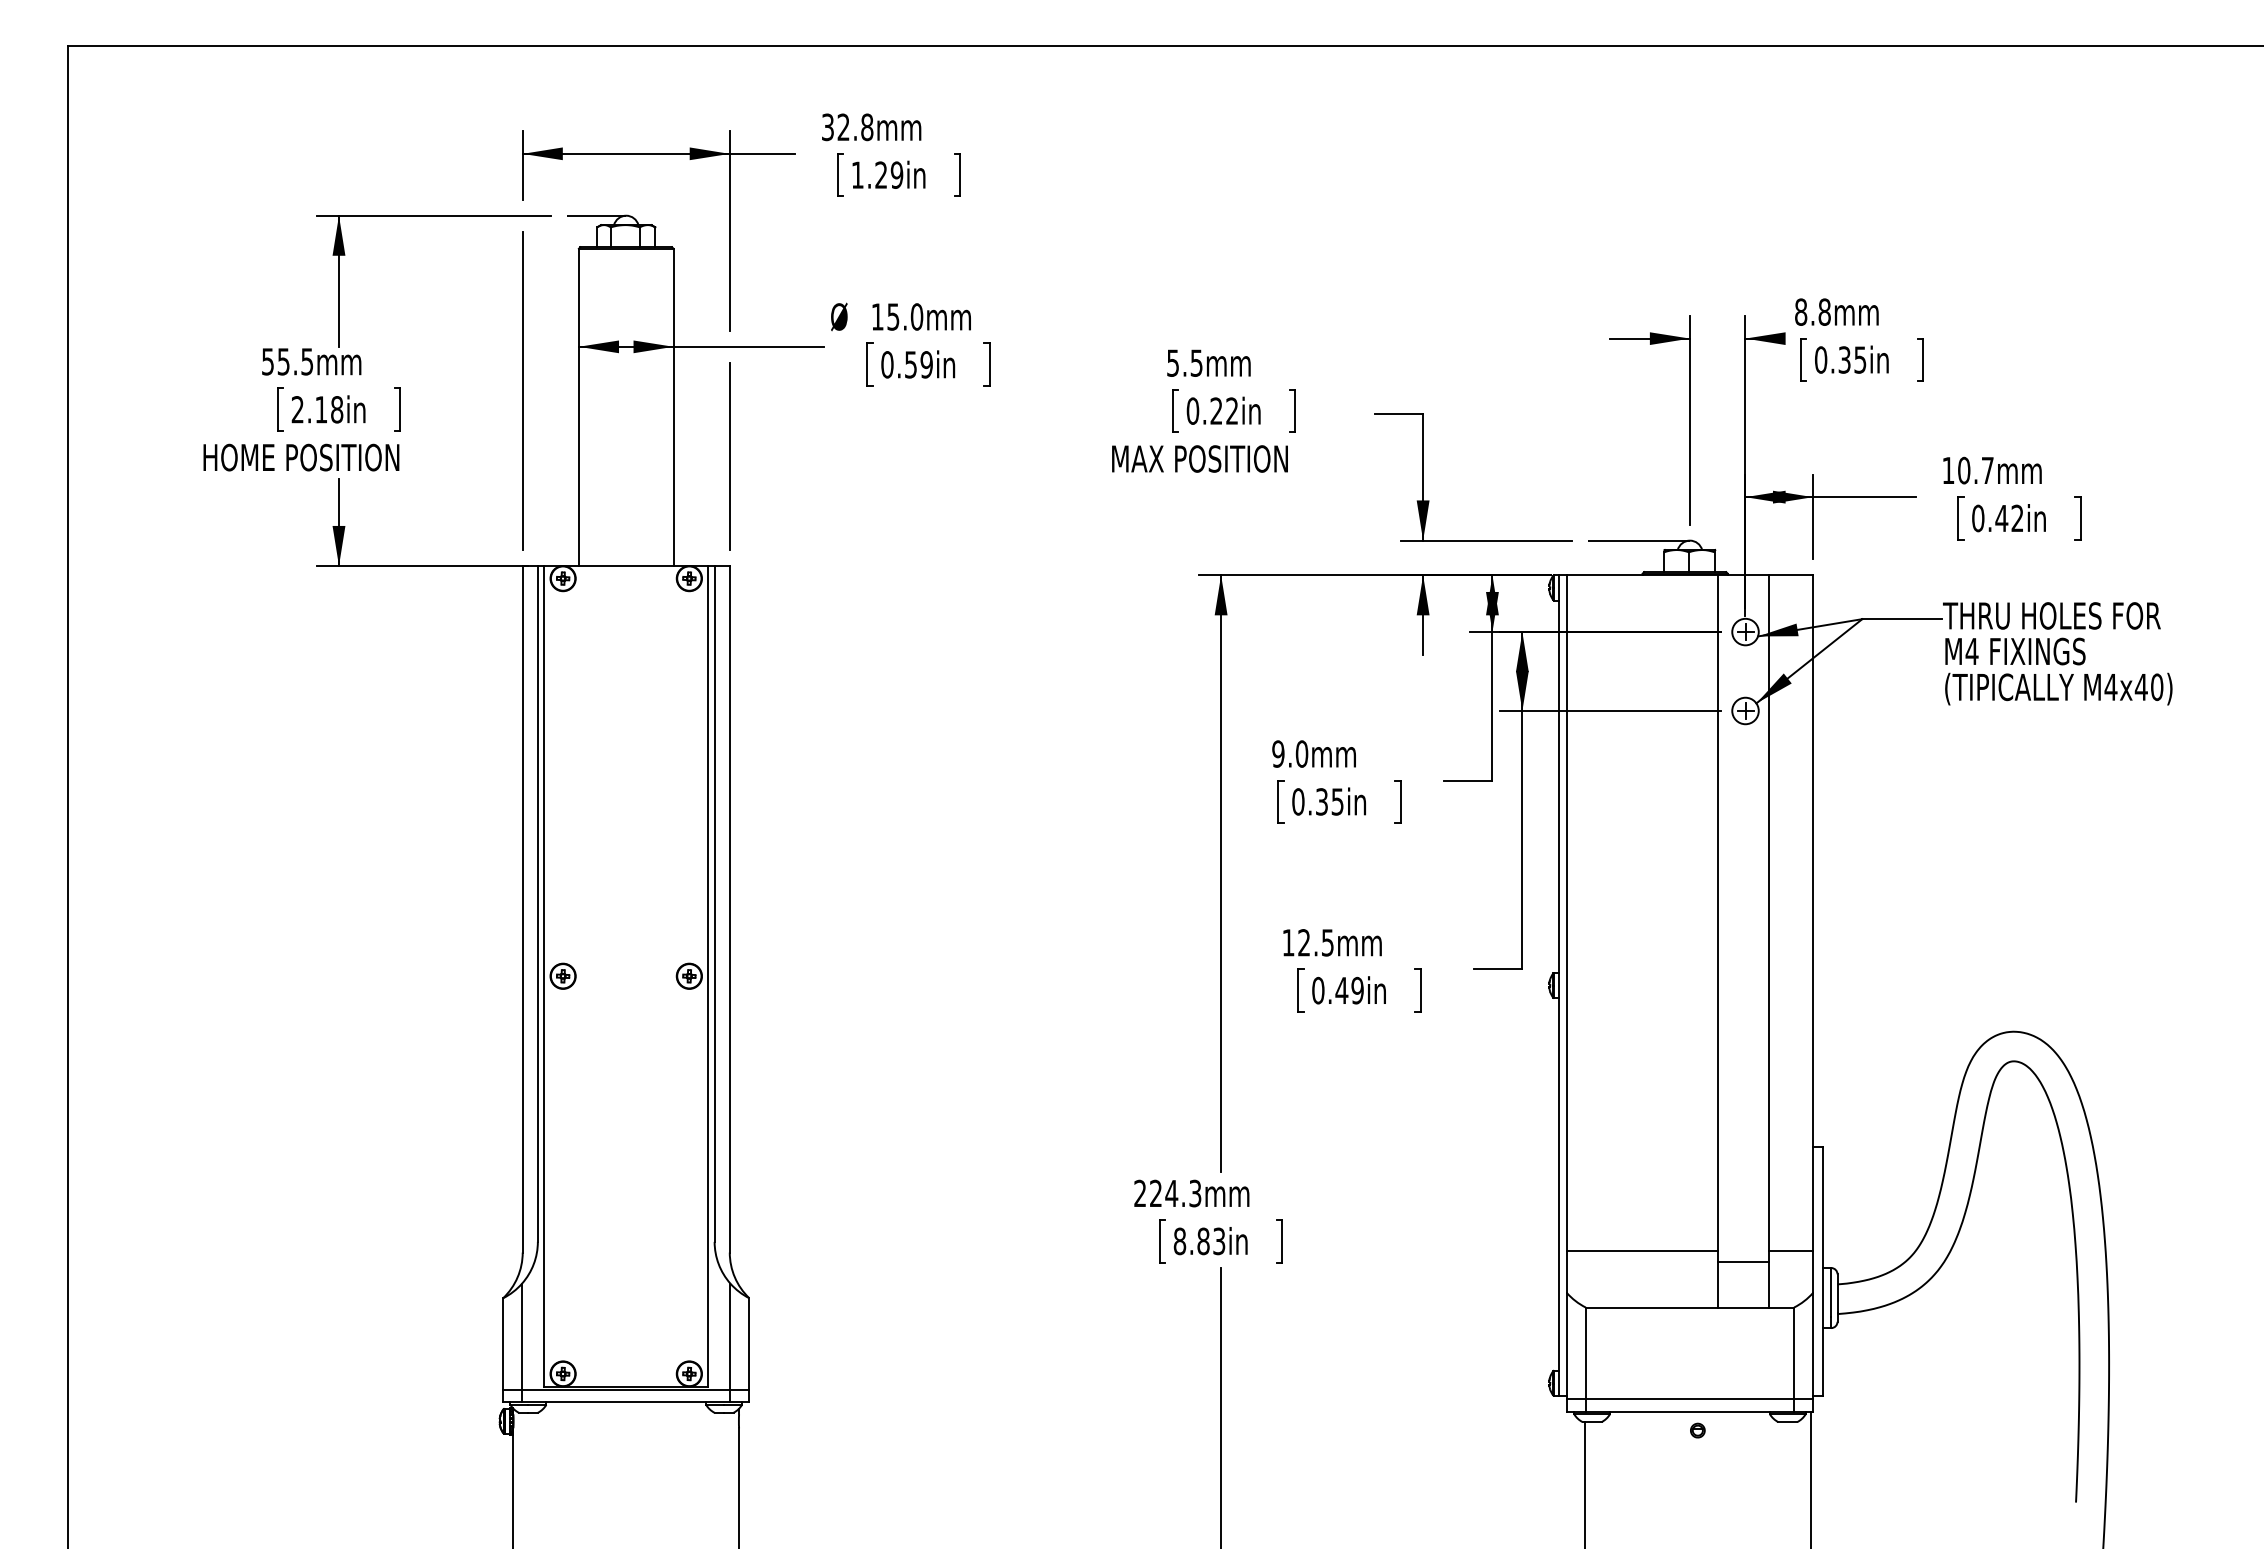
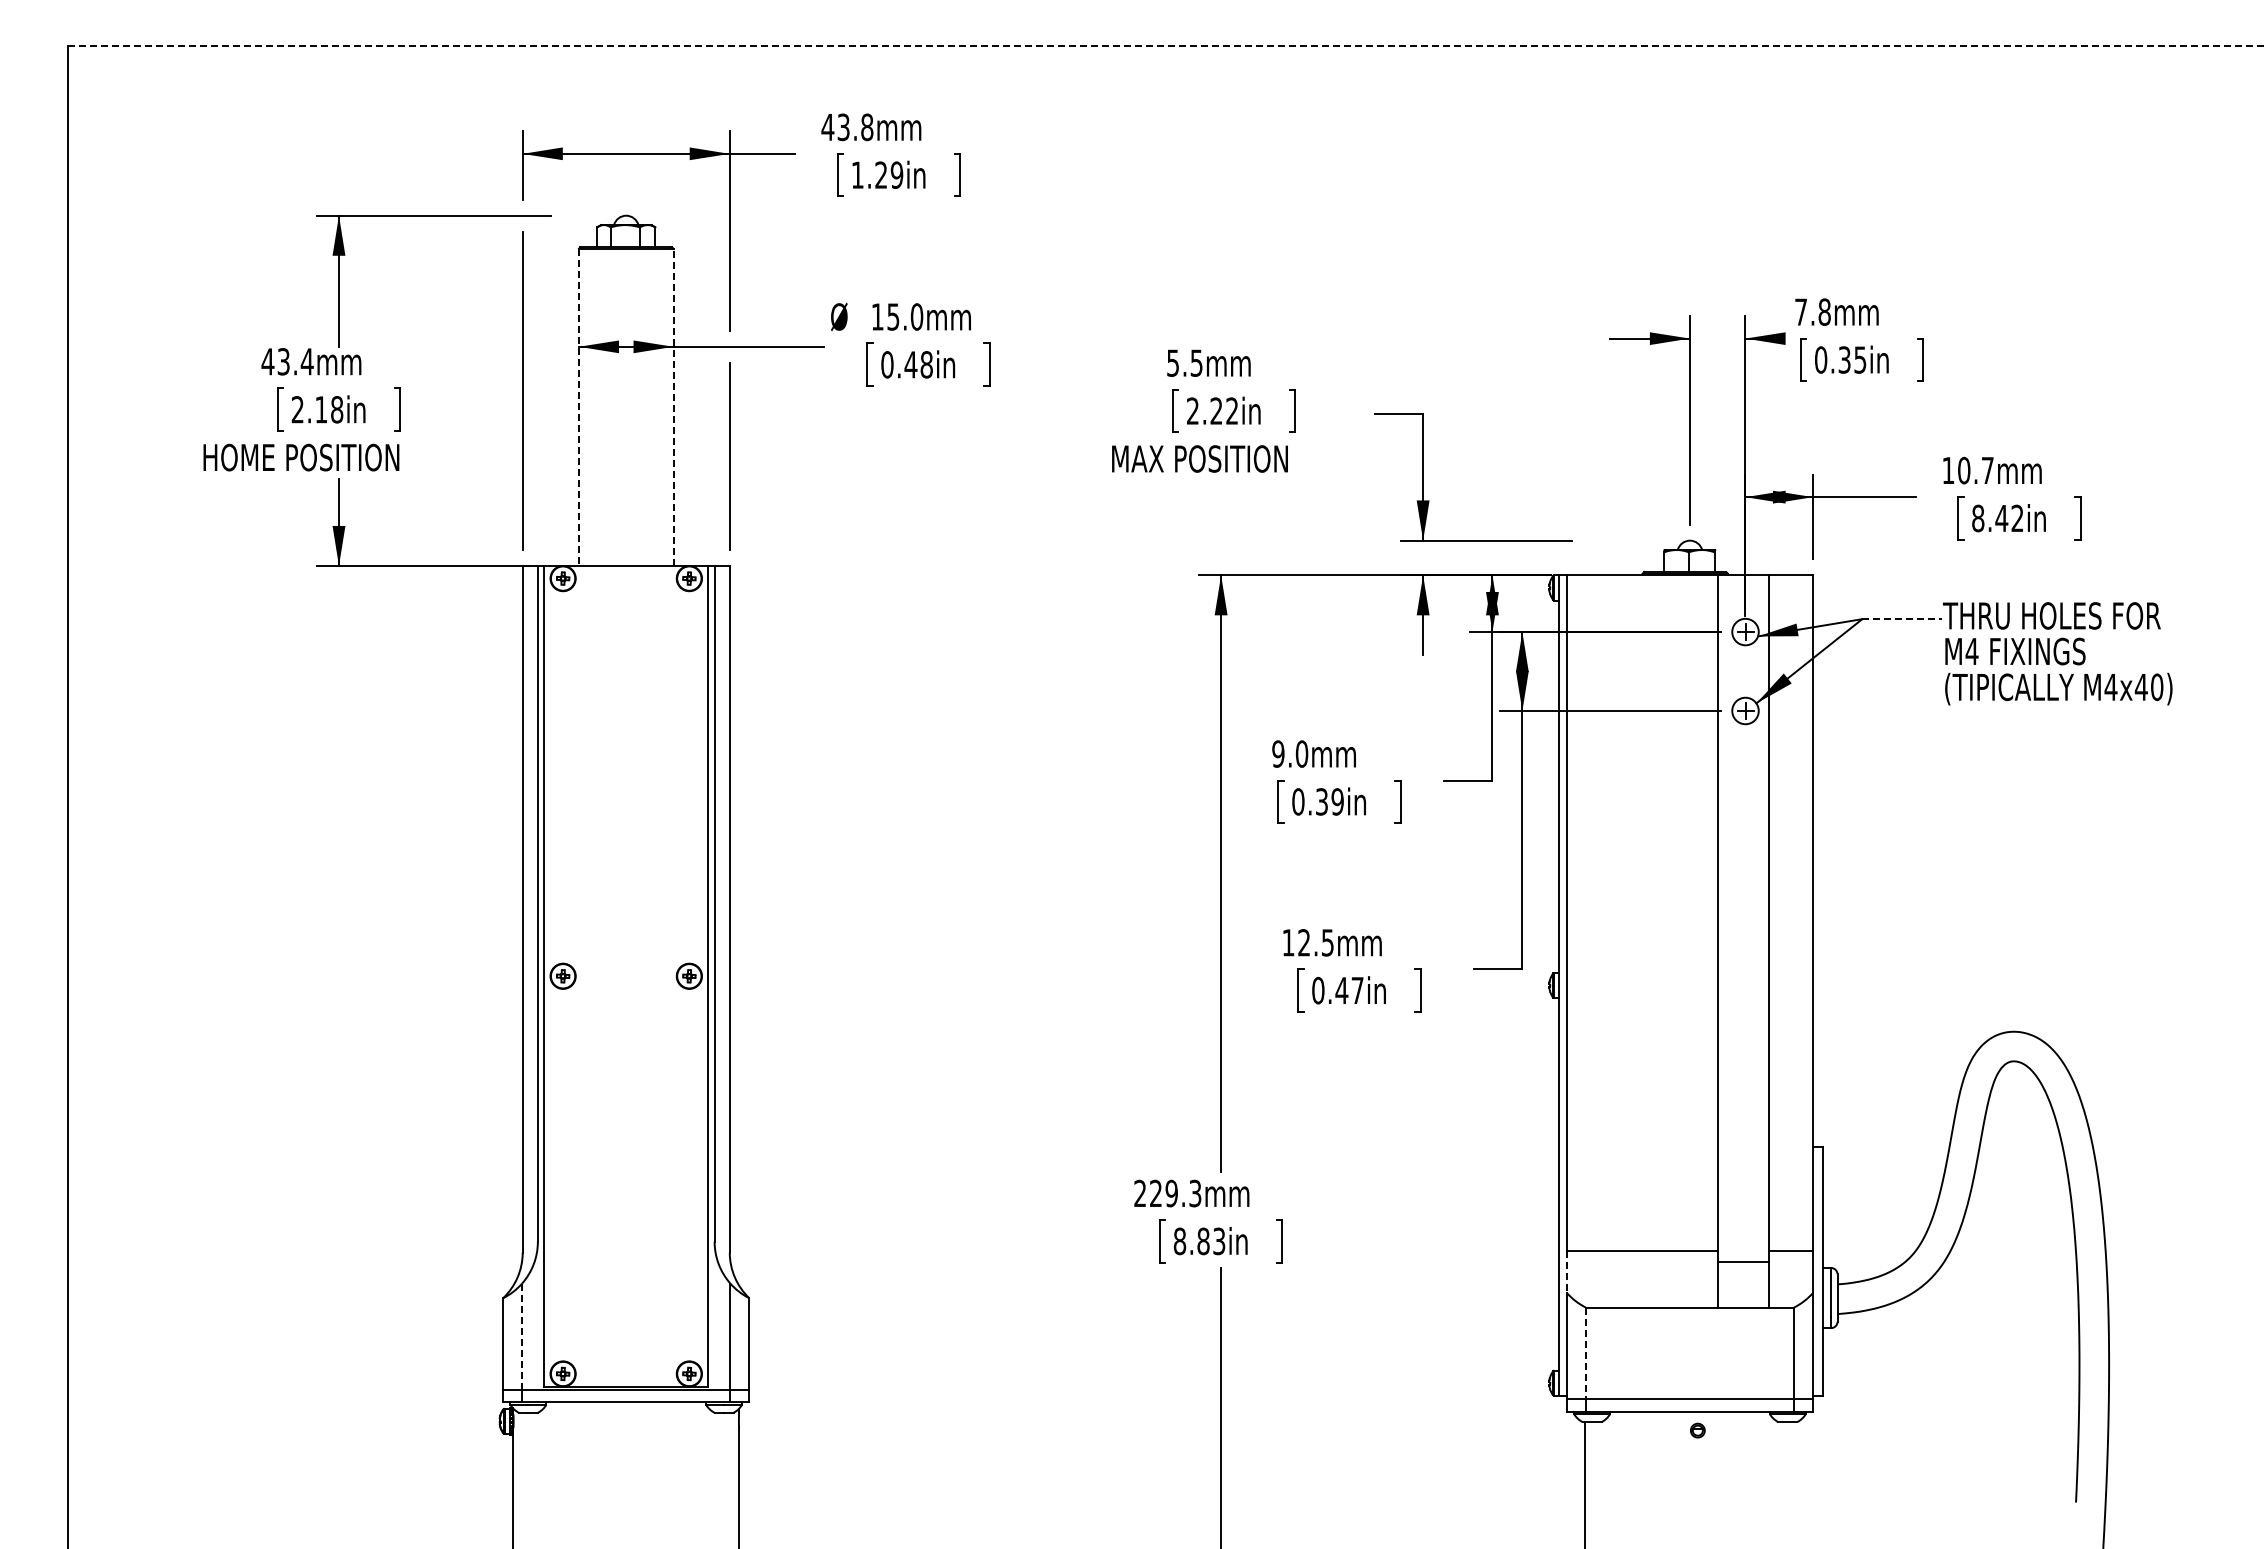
line: solid -> dashed (1165, 46)
text: 32.8mm -> 43.8mm (835, 127)
line: present -> none (596, 215)
text: 8.8mm -> 7.8mm (1801, 311)
text: 55.5mm -> 43.4mm (287, 361)
text: 0.59in -> 0.48in (918, 364)
line: solid -> dashed (578, 407)
line: solid -> dashed (673, 407)
text: 0.22in -> 2.22in (1192, 410)
text: 0.42in -> 8.42in (1978, 518)
line: present -> none (1638, 540)
line: solid -> dashed (1902, 619)
text: 0.35in -> 0.39in (1337, 801)
text: 0.49in -> 0.47in (1357, 990)
text: 224.3mm -> 229.3mm (1171, 1193)
line: solid -> dashed (1566, 1272)
line: solid -> dashed (522, 1337)
line: solid -> dashed (1585, 1353)
line: present -> none (1810, 1478)
